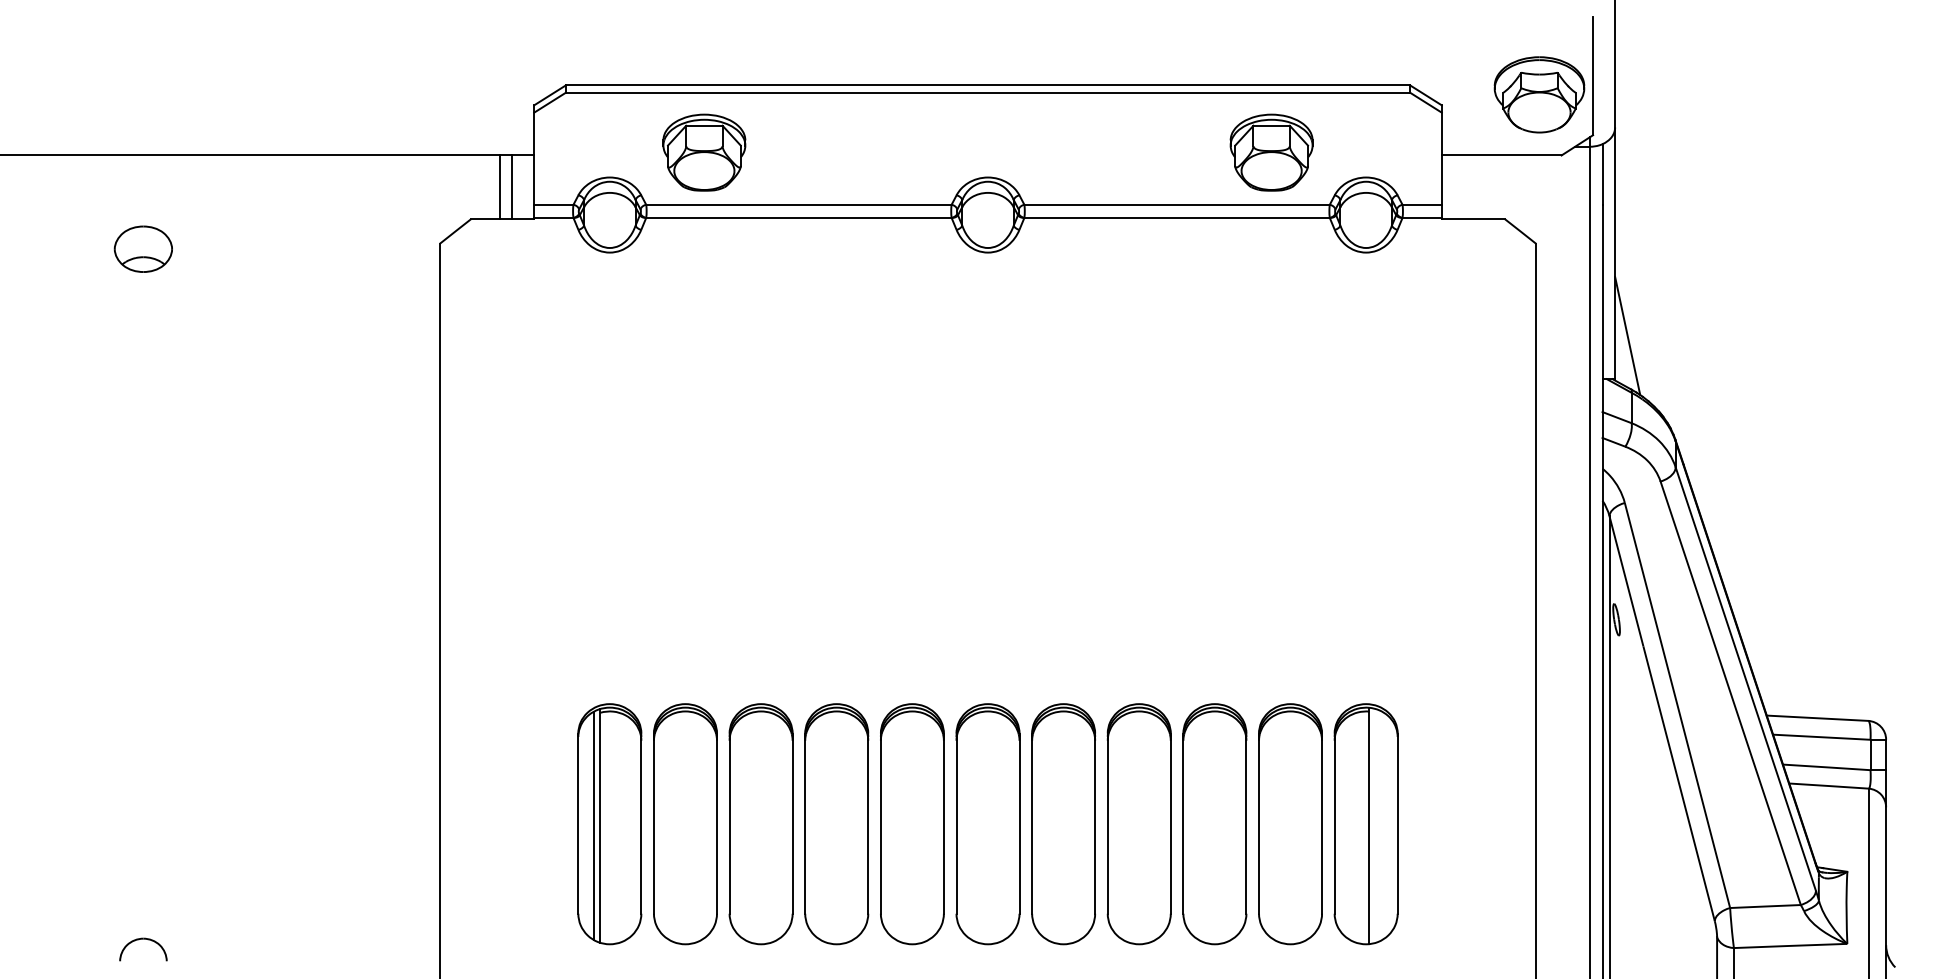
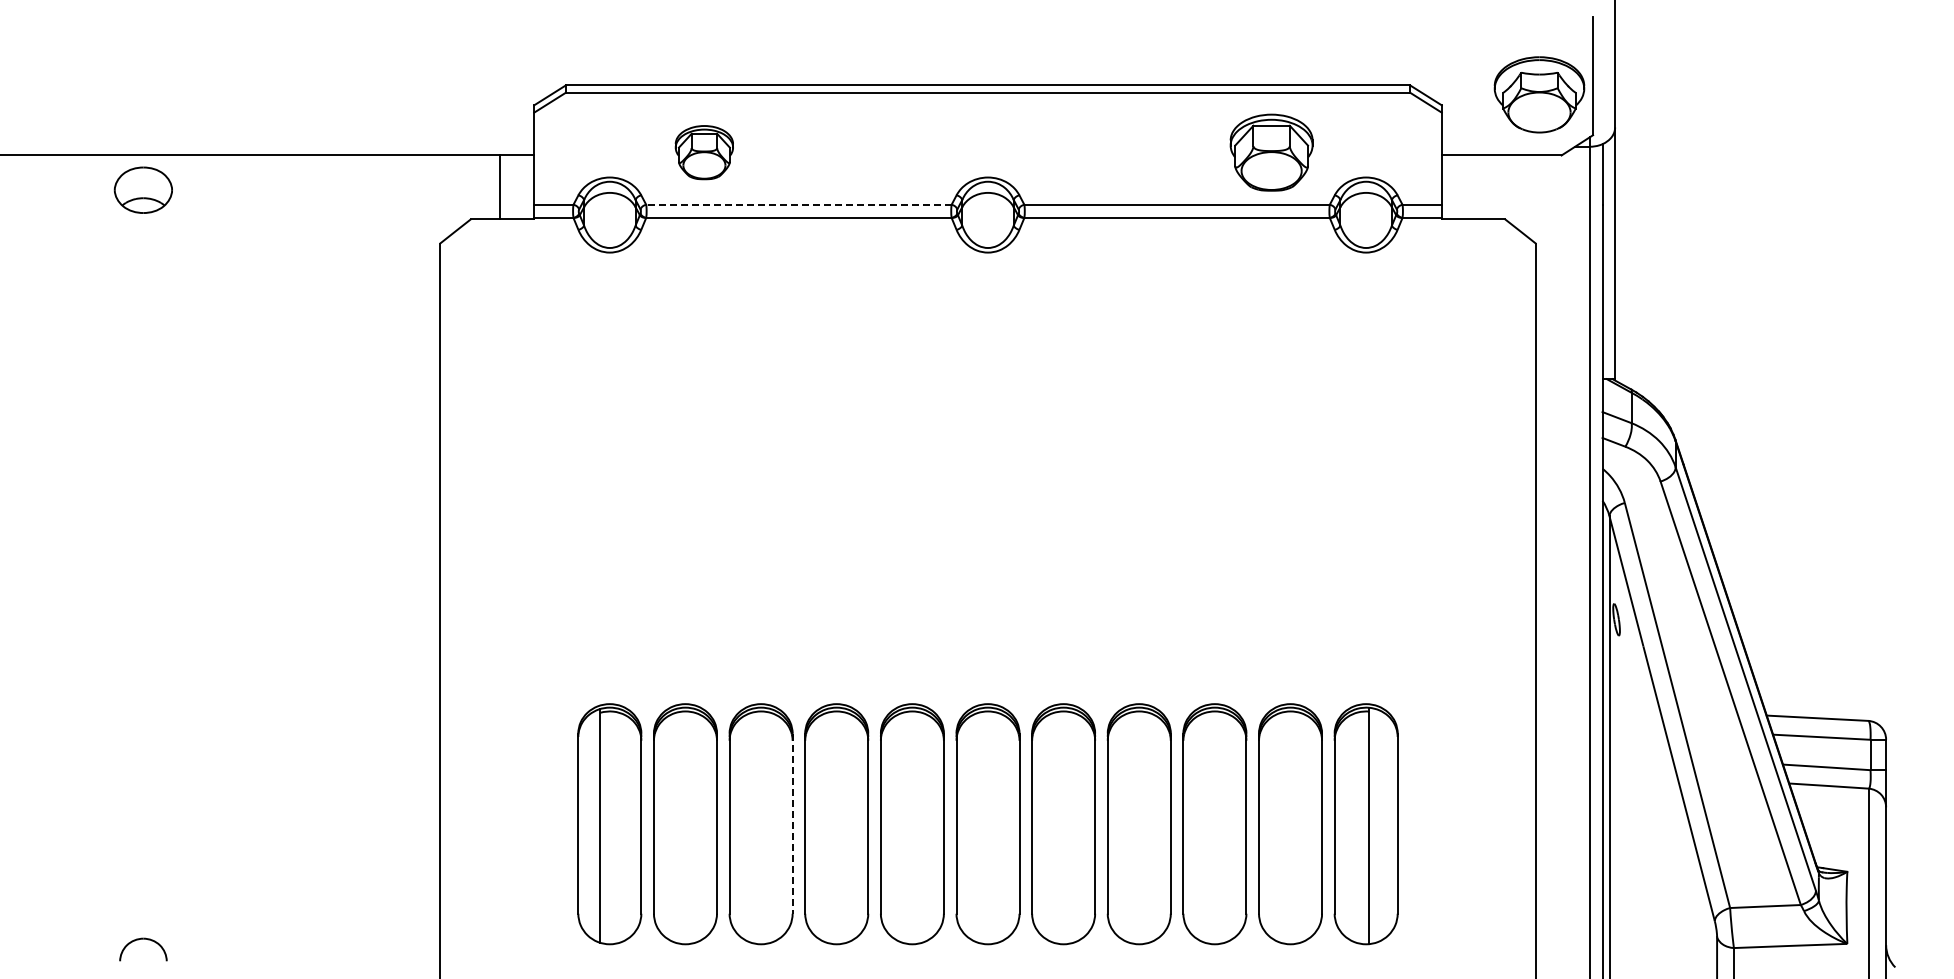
part size: 85x79 px -> 60x56 px (703, 152)
line: present -> none (512, 187)
line: solid -> dashed (798, 204)
part position: (142, 248) -> (142, 189) (142, 189)
line: present -> none (1627, 335)
line: solid -> dashed (792, 824)
line: present -> none (594, 825)
